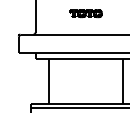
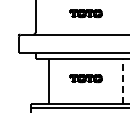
part: none -> present (85, 78)
line: solid -> dashed (122, 81)
